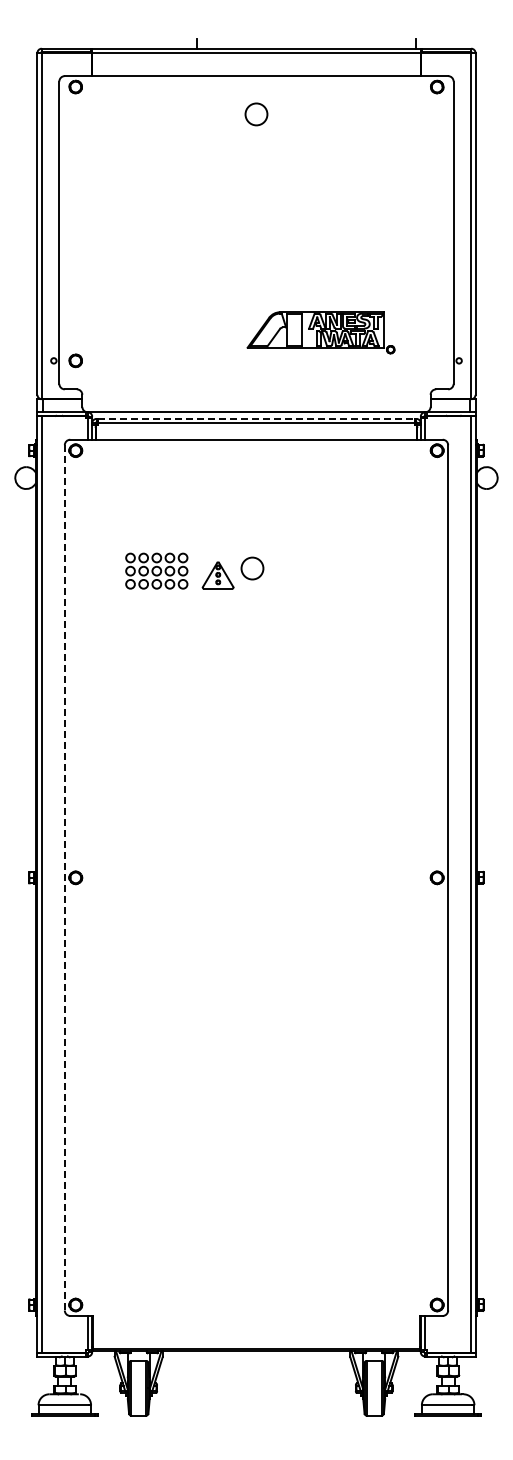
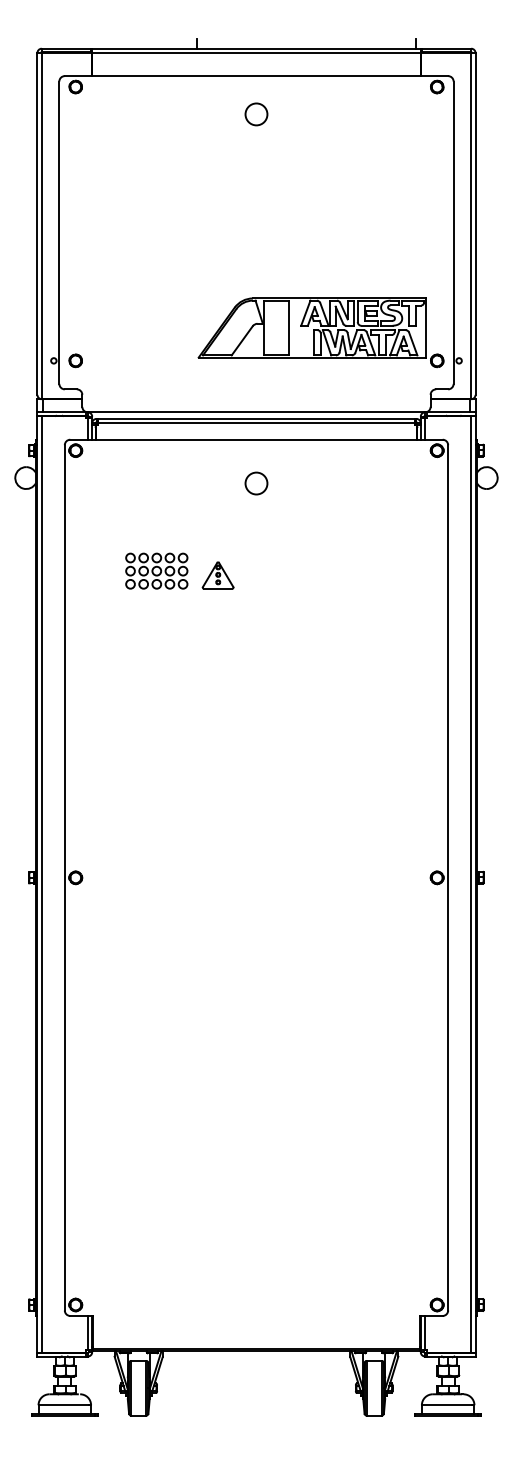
part size: 150x44 px -> 248x72 px (320, 332)
line: dashed -> solid (256, 418)
circle position: (252, 568) -> (256, 483) (256, 483)
line: dashed -> solid (64, 877)
